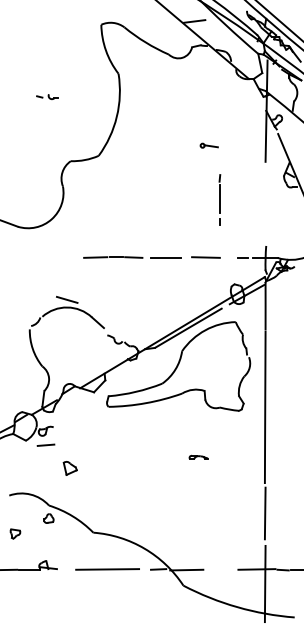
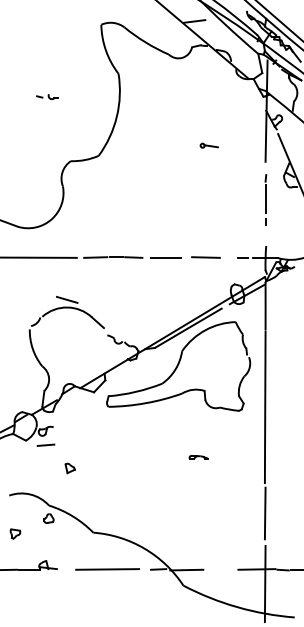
part position: (219, 199) -> (265, 199) (265, 199)
line: none -> present (39, 257)
part size: 16x15 px -> 12x13 px (69, 468)
